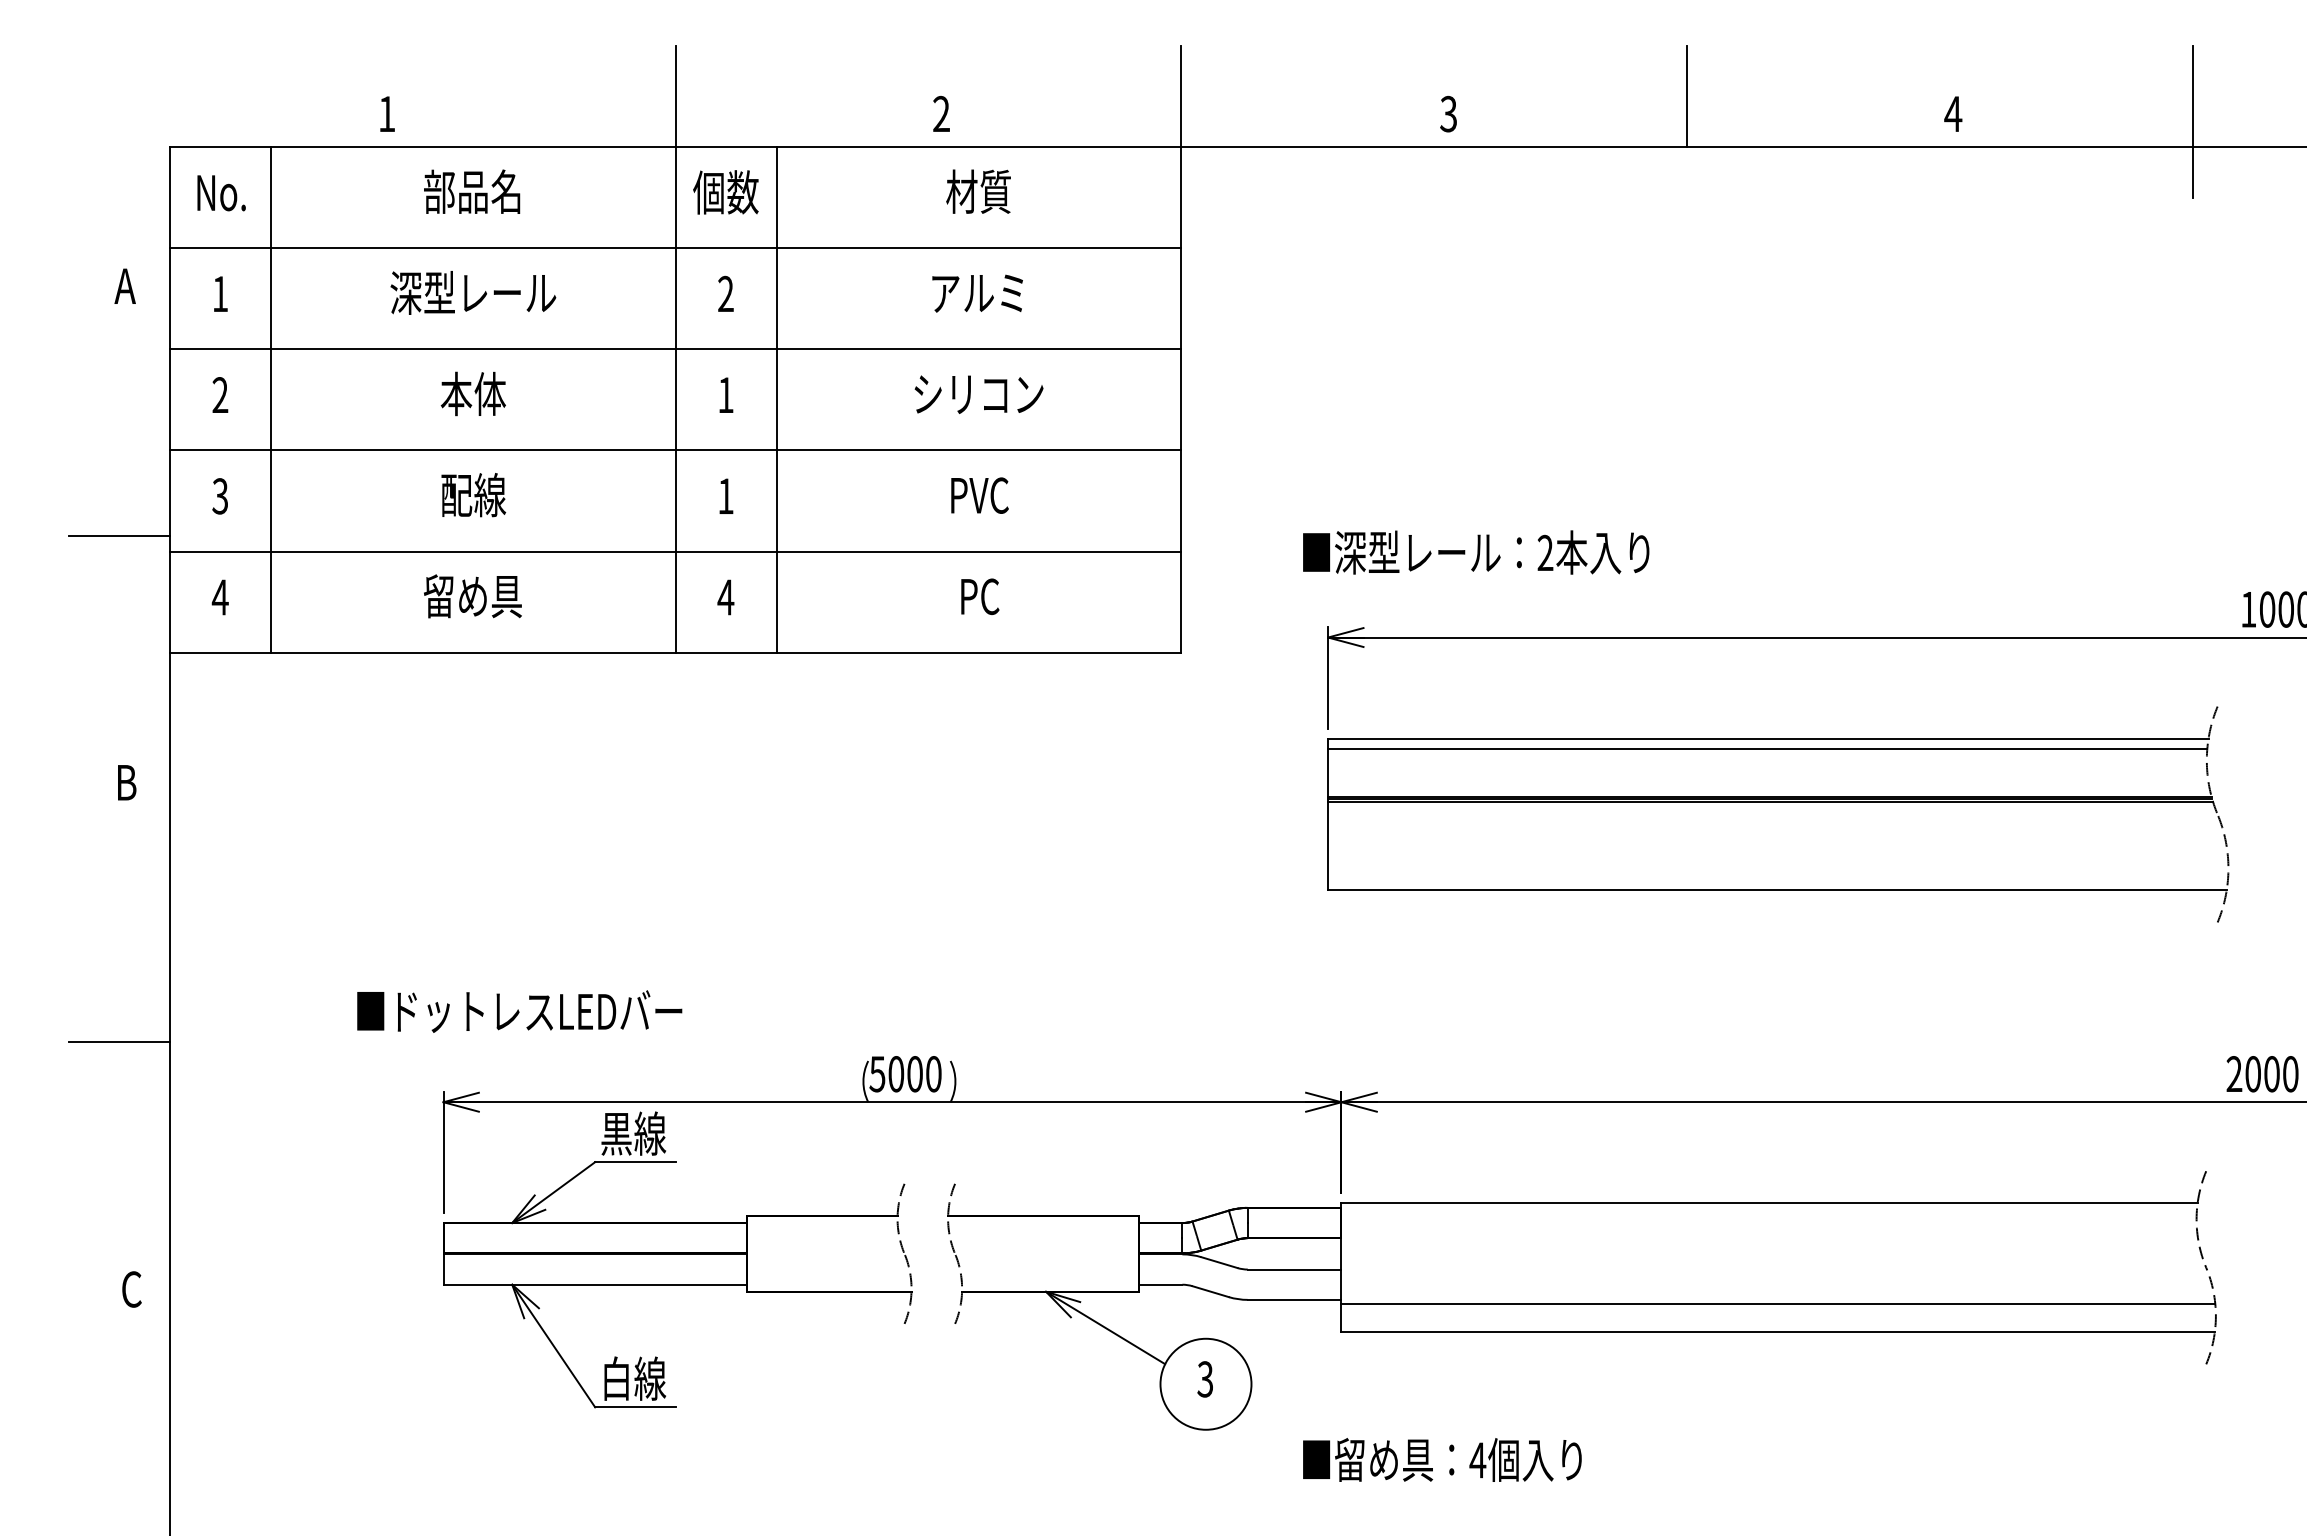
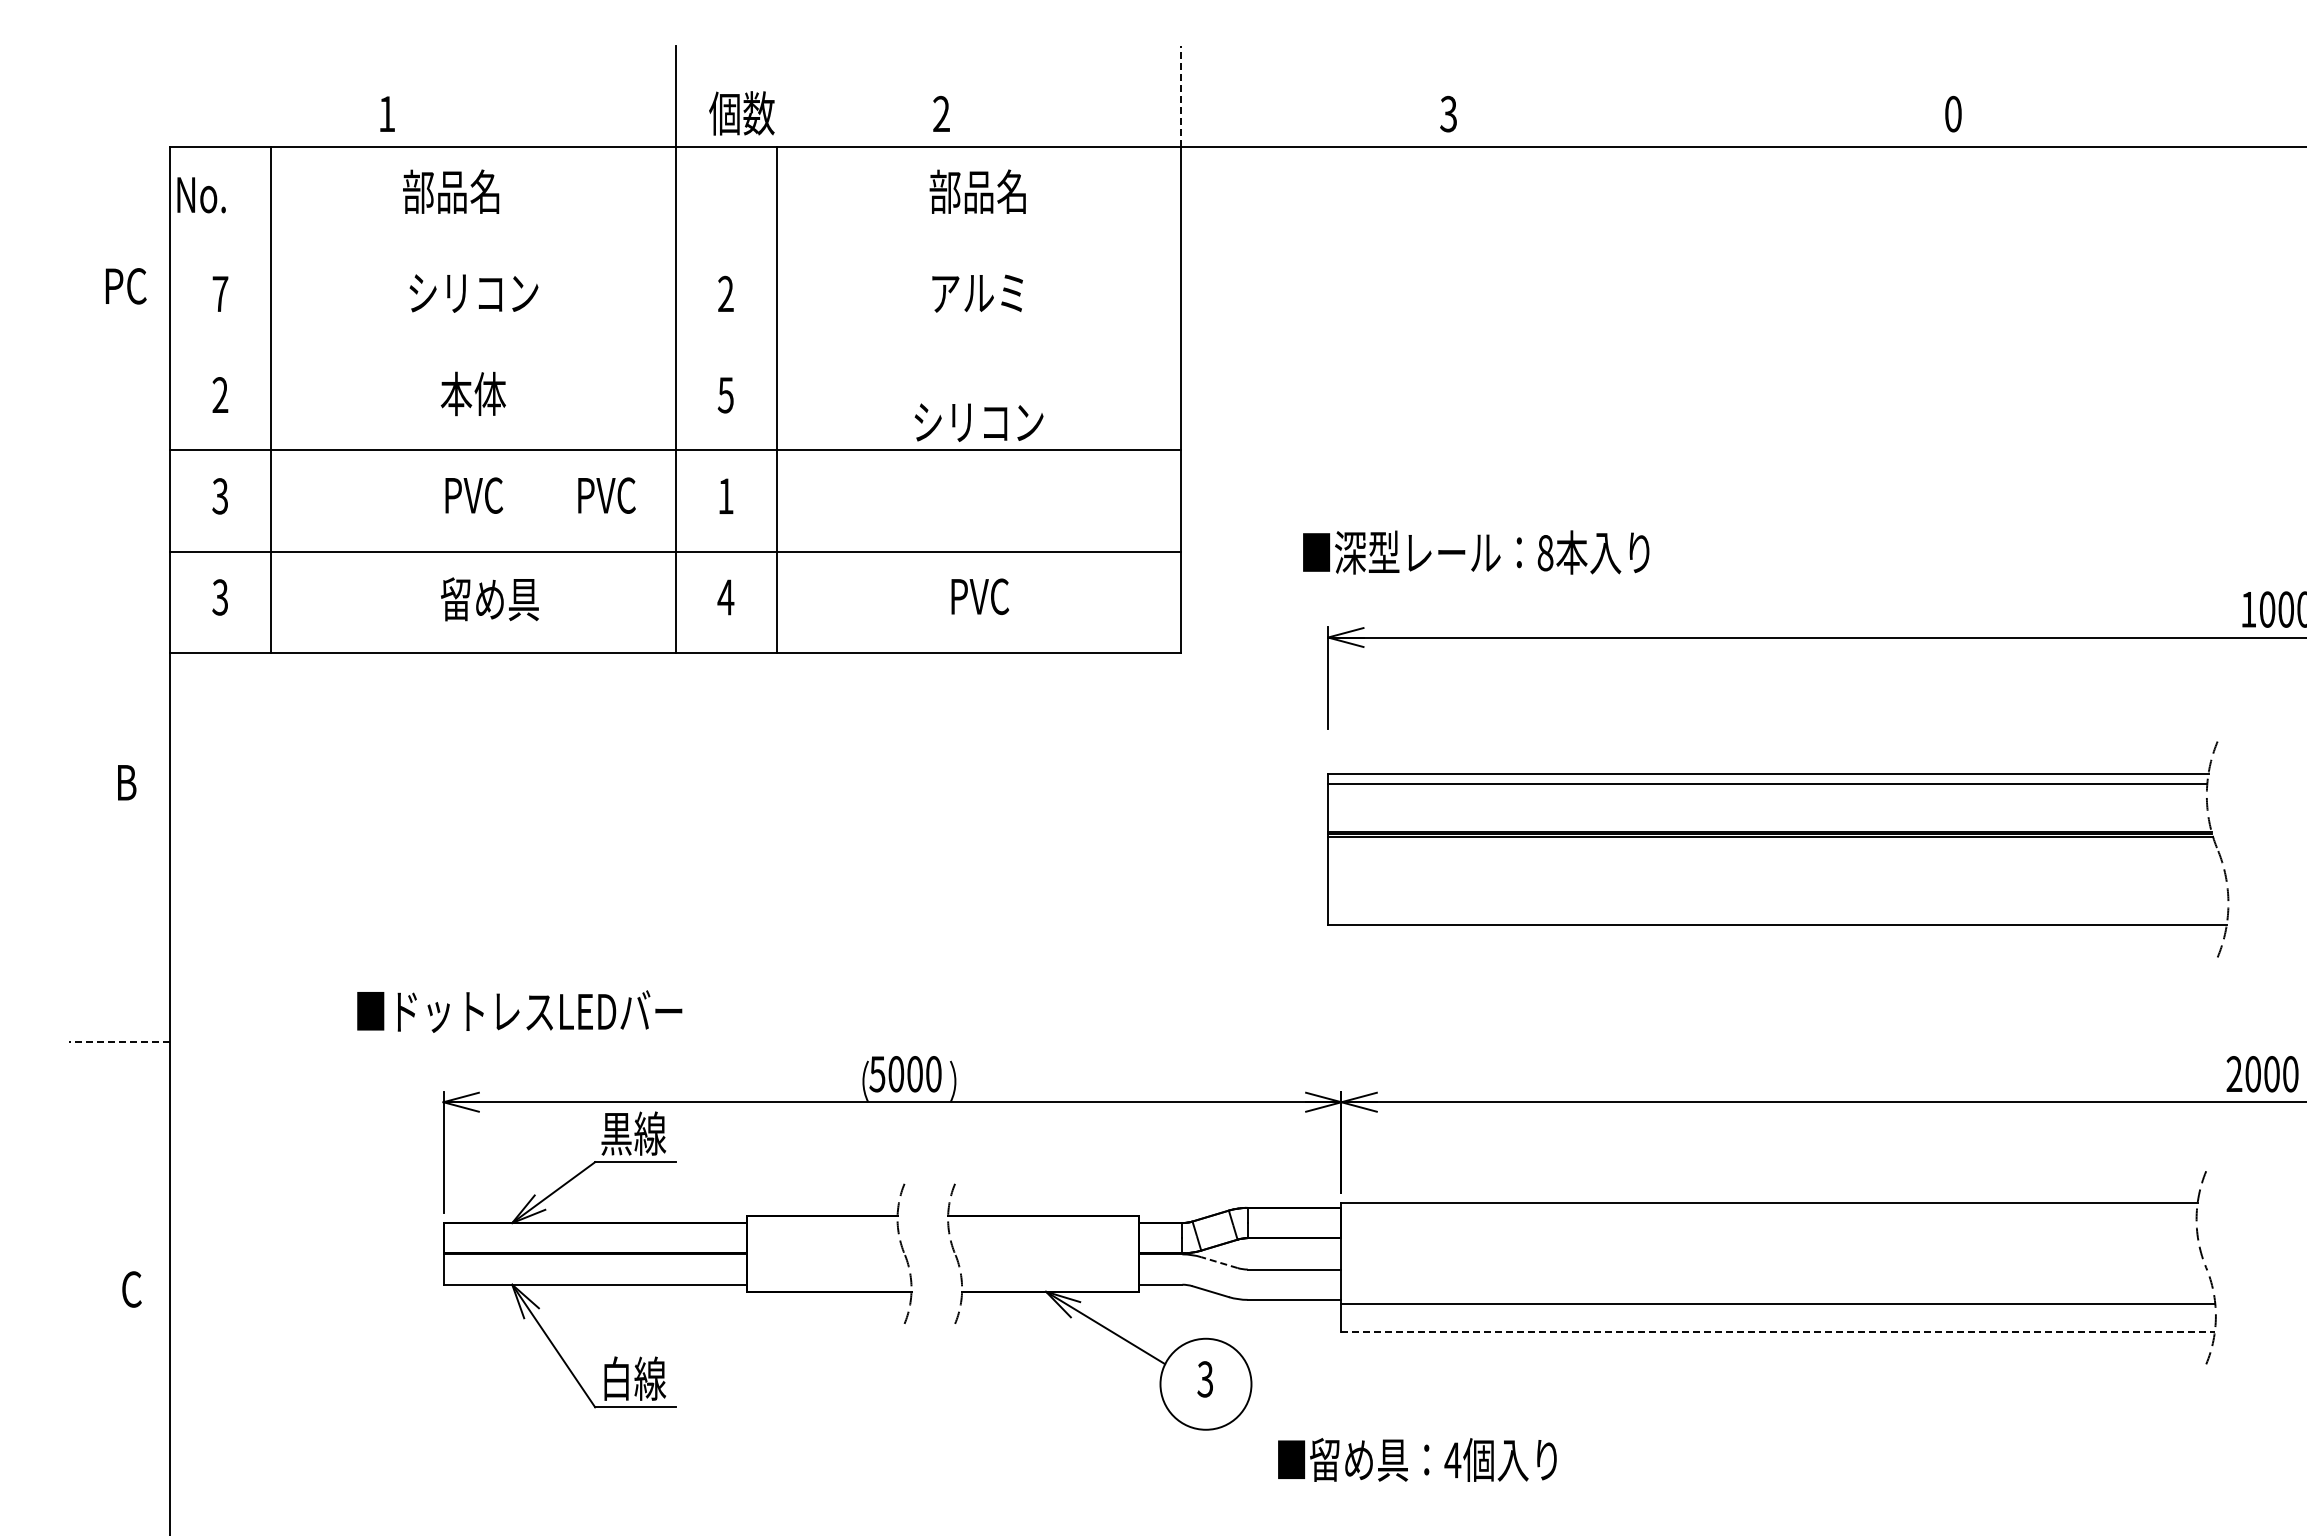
line: solid -> dashed (1181, 96)
line: present -> none (1686, 96)
text: 4 -> 0 (1953, 113)
line: present -> none (2192, 121)
text position: (472, 191) -> (451, 191) (451, 191)
text: 材質 -> 部品名 (977, 191)
text position: (725, 192) -> (741, 113) (741, 113)
text position: (221, 193) -> (201, 195) (201, 195)
line: present -> none (675, 248)
text: A -> PC (125, 286)
text: 深型レール -> シリコン (473, 292)
text: 1 -> 7 (220, 293)
line: present -> none (675, 349)
text position: (978, 394) -> (978, 422) (978, 422)
text: 1 -> 5 (725, 395)
text: 配線 -> PVC (473, 495)
text position: (979, 495) -> (606, 495) (606, 495)
line: present -> none (119, 536)
text: 2 -> 8 (1545, 552)
text position: (472, 596) -> (489, 599) (489, 599)
text: PC -> PVC (980, 596)
text: 4 -> 3 (219, 597)
part position: (1778, 802) -> (1778, 837) (1778, 837)
line: solid -> dashed (119, 1041)
line: solid -> dashed (1219, 1262)
line: solid -> dashed (1778, 1332)
text position: (1442, 1459) -> (1417, 1459) (1417, 1459)
